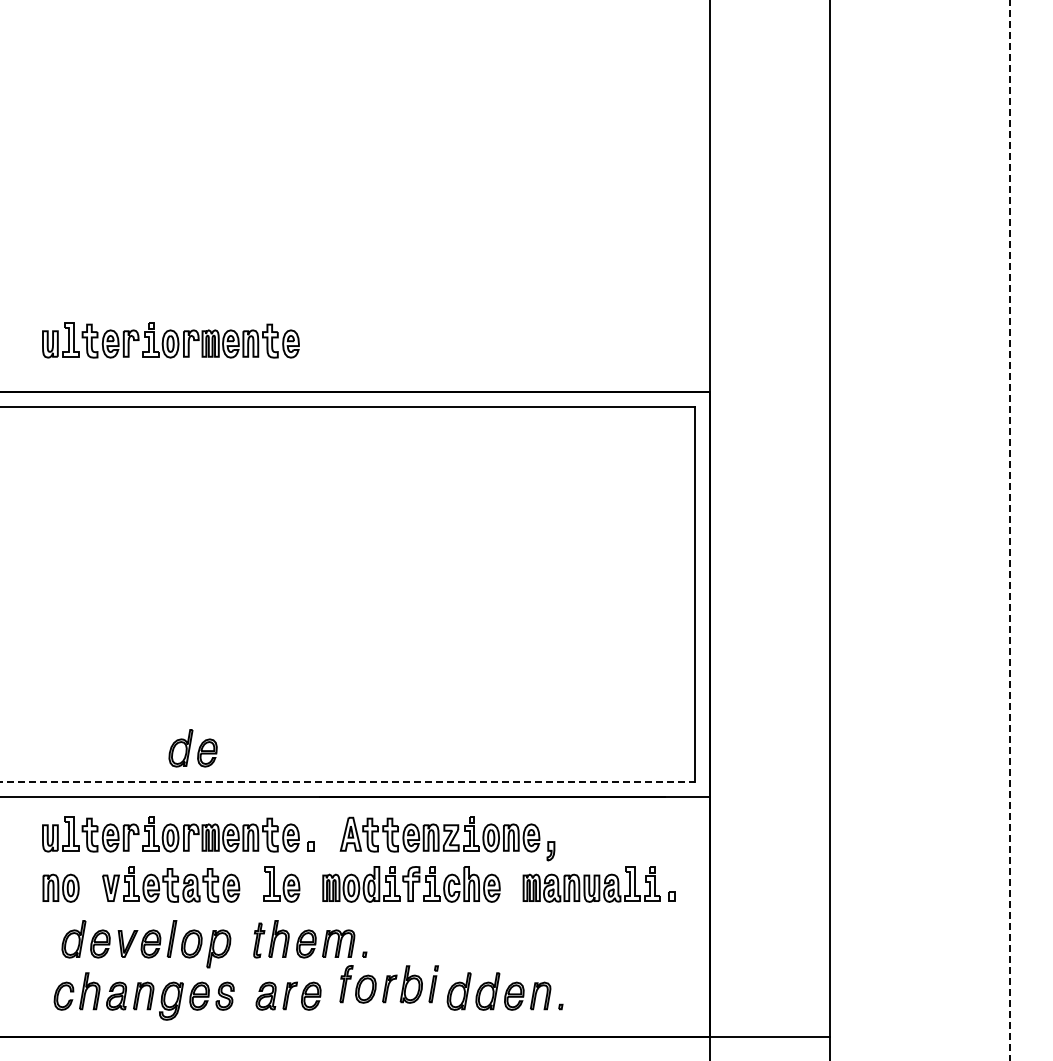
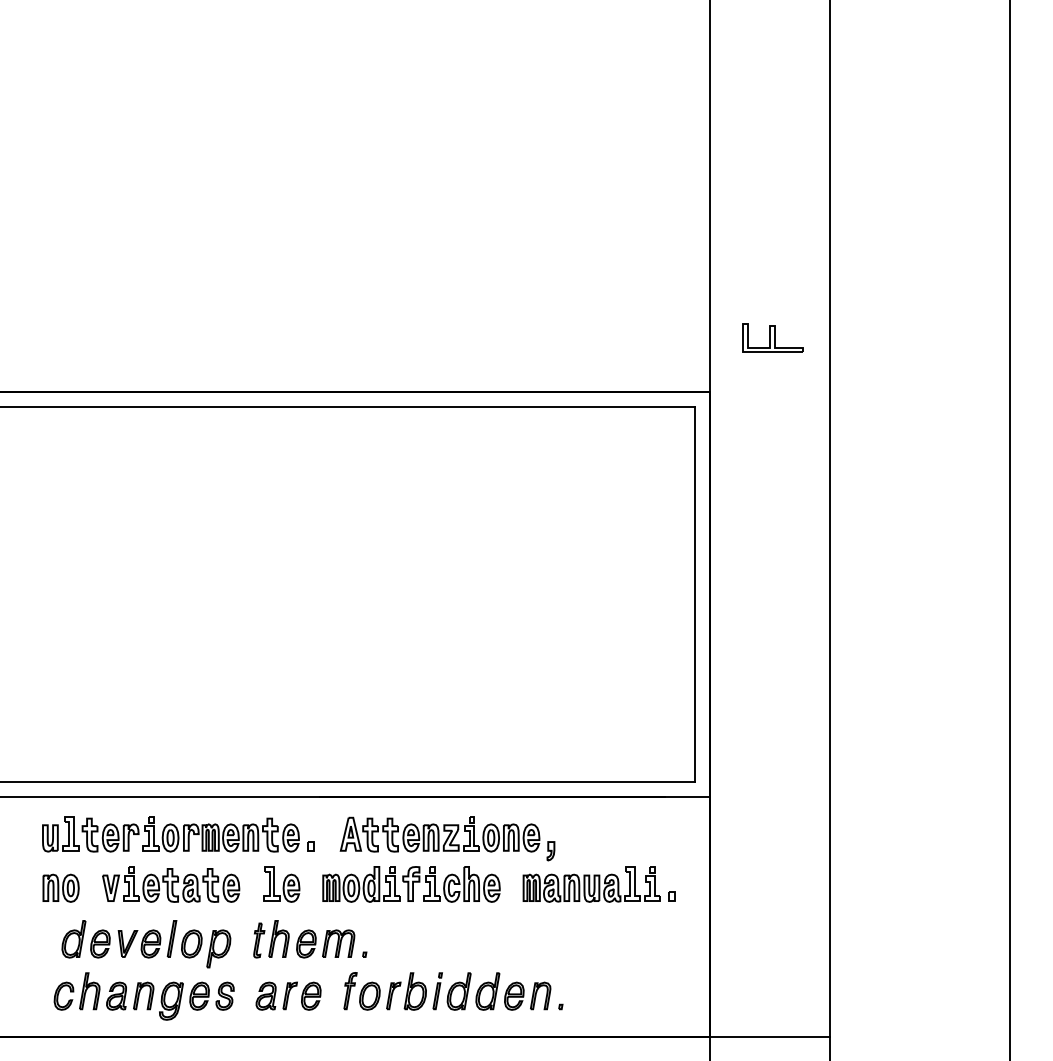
part: none -> present (772, 337)
part: present -> none (170, 340)
line: dashed -> solid (1010, 530)
part: present -> none (192, 748)
line: dashed -> solid (348, 781)
part position: (388, 984) -> (392, 991) (392, 991)
